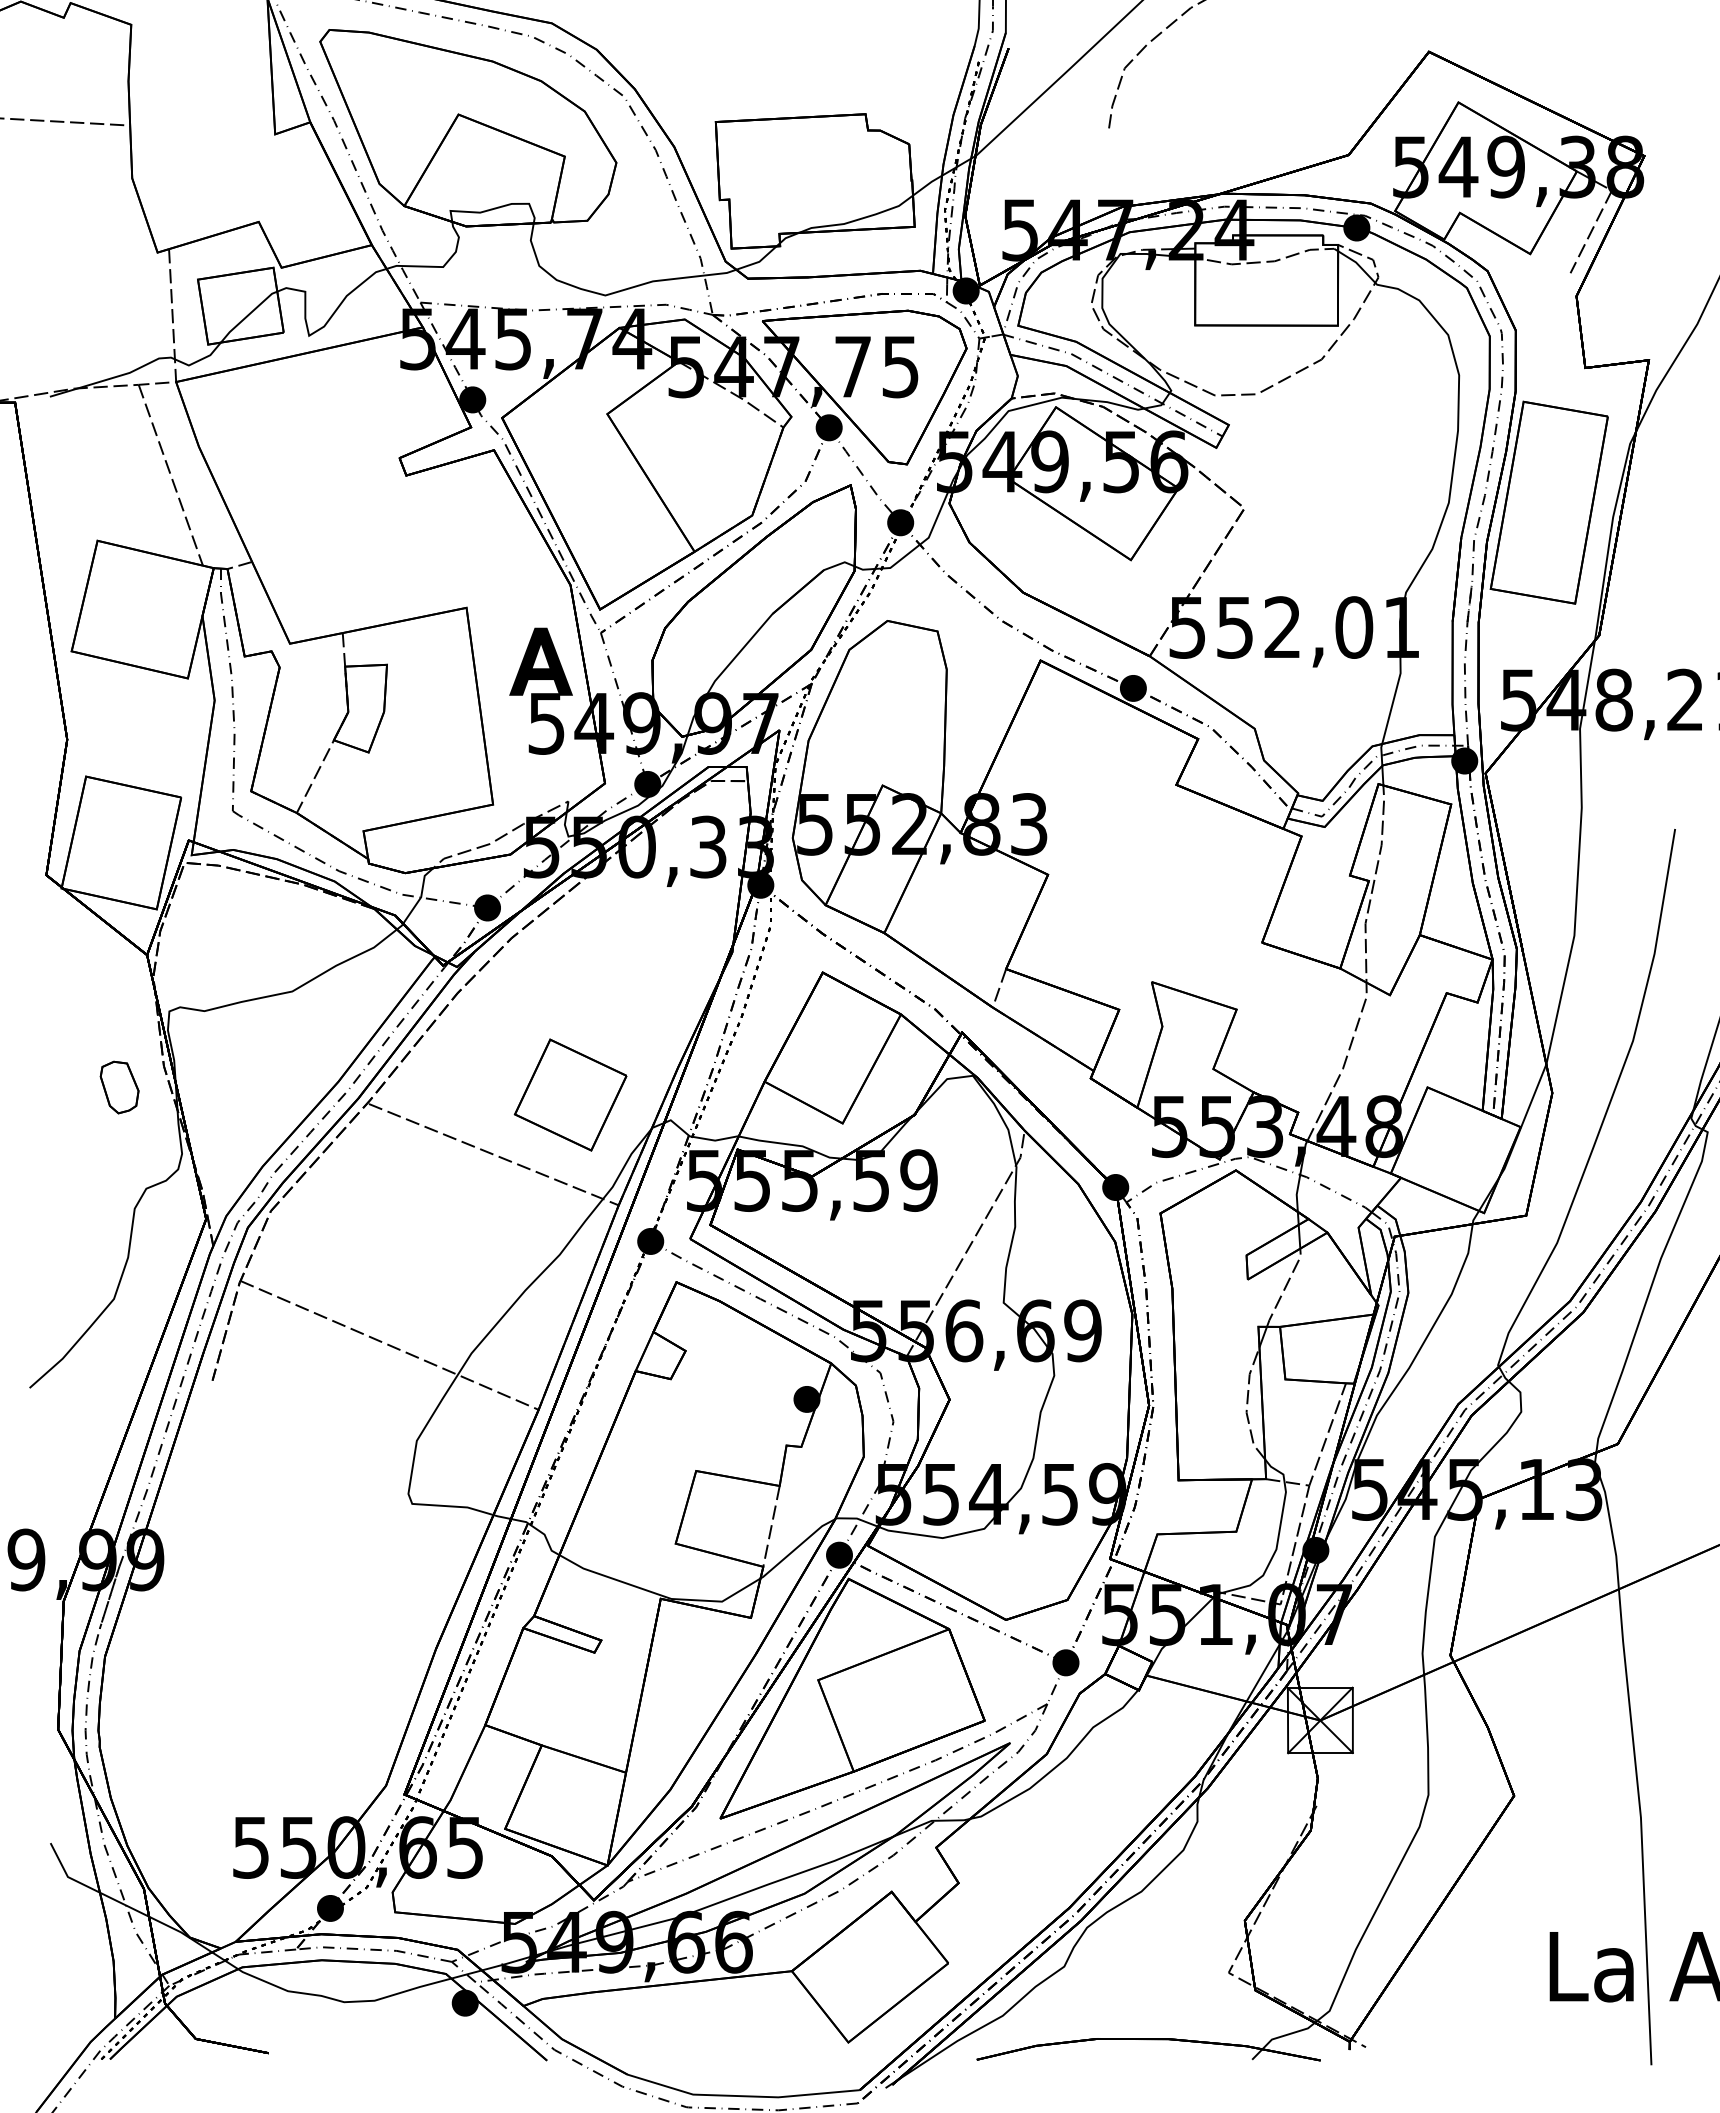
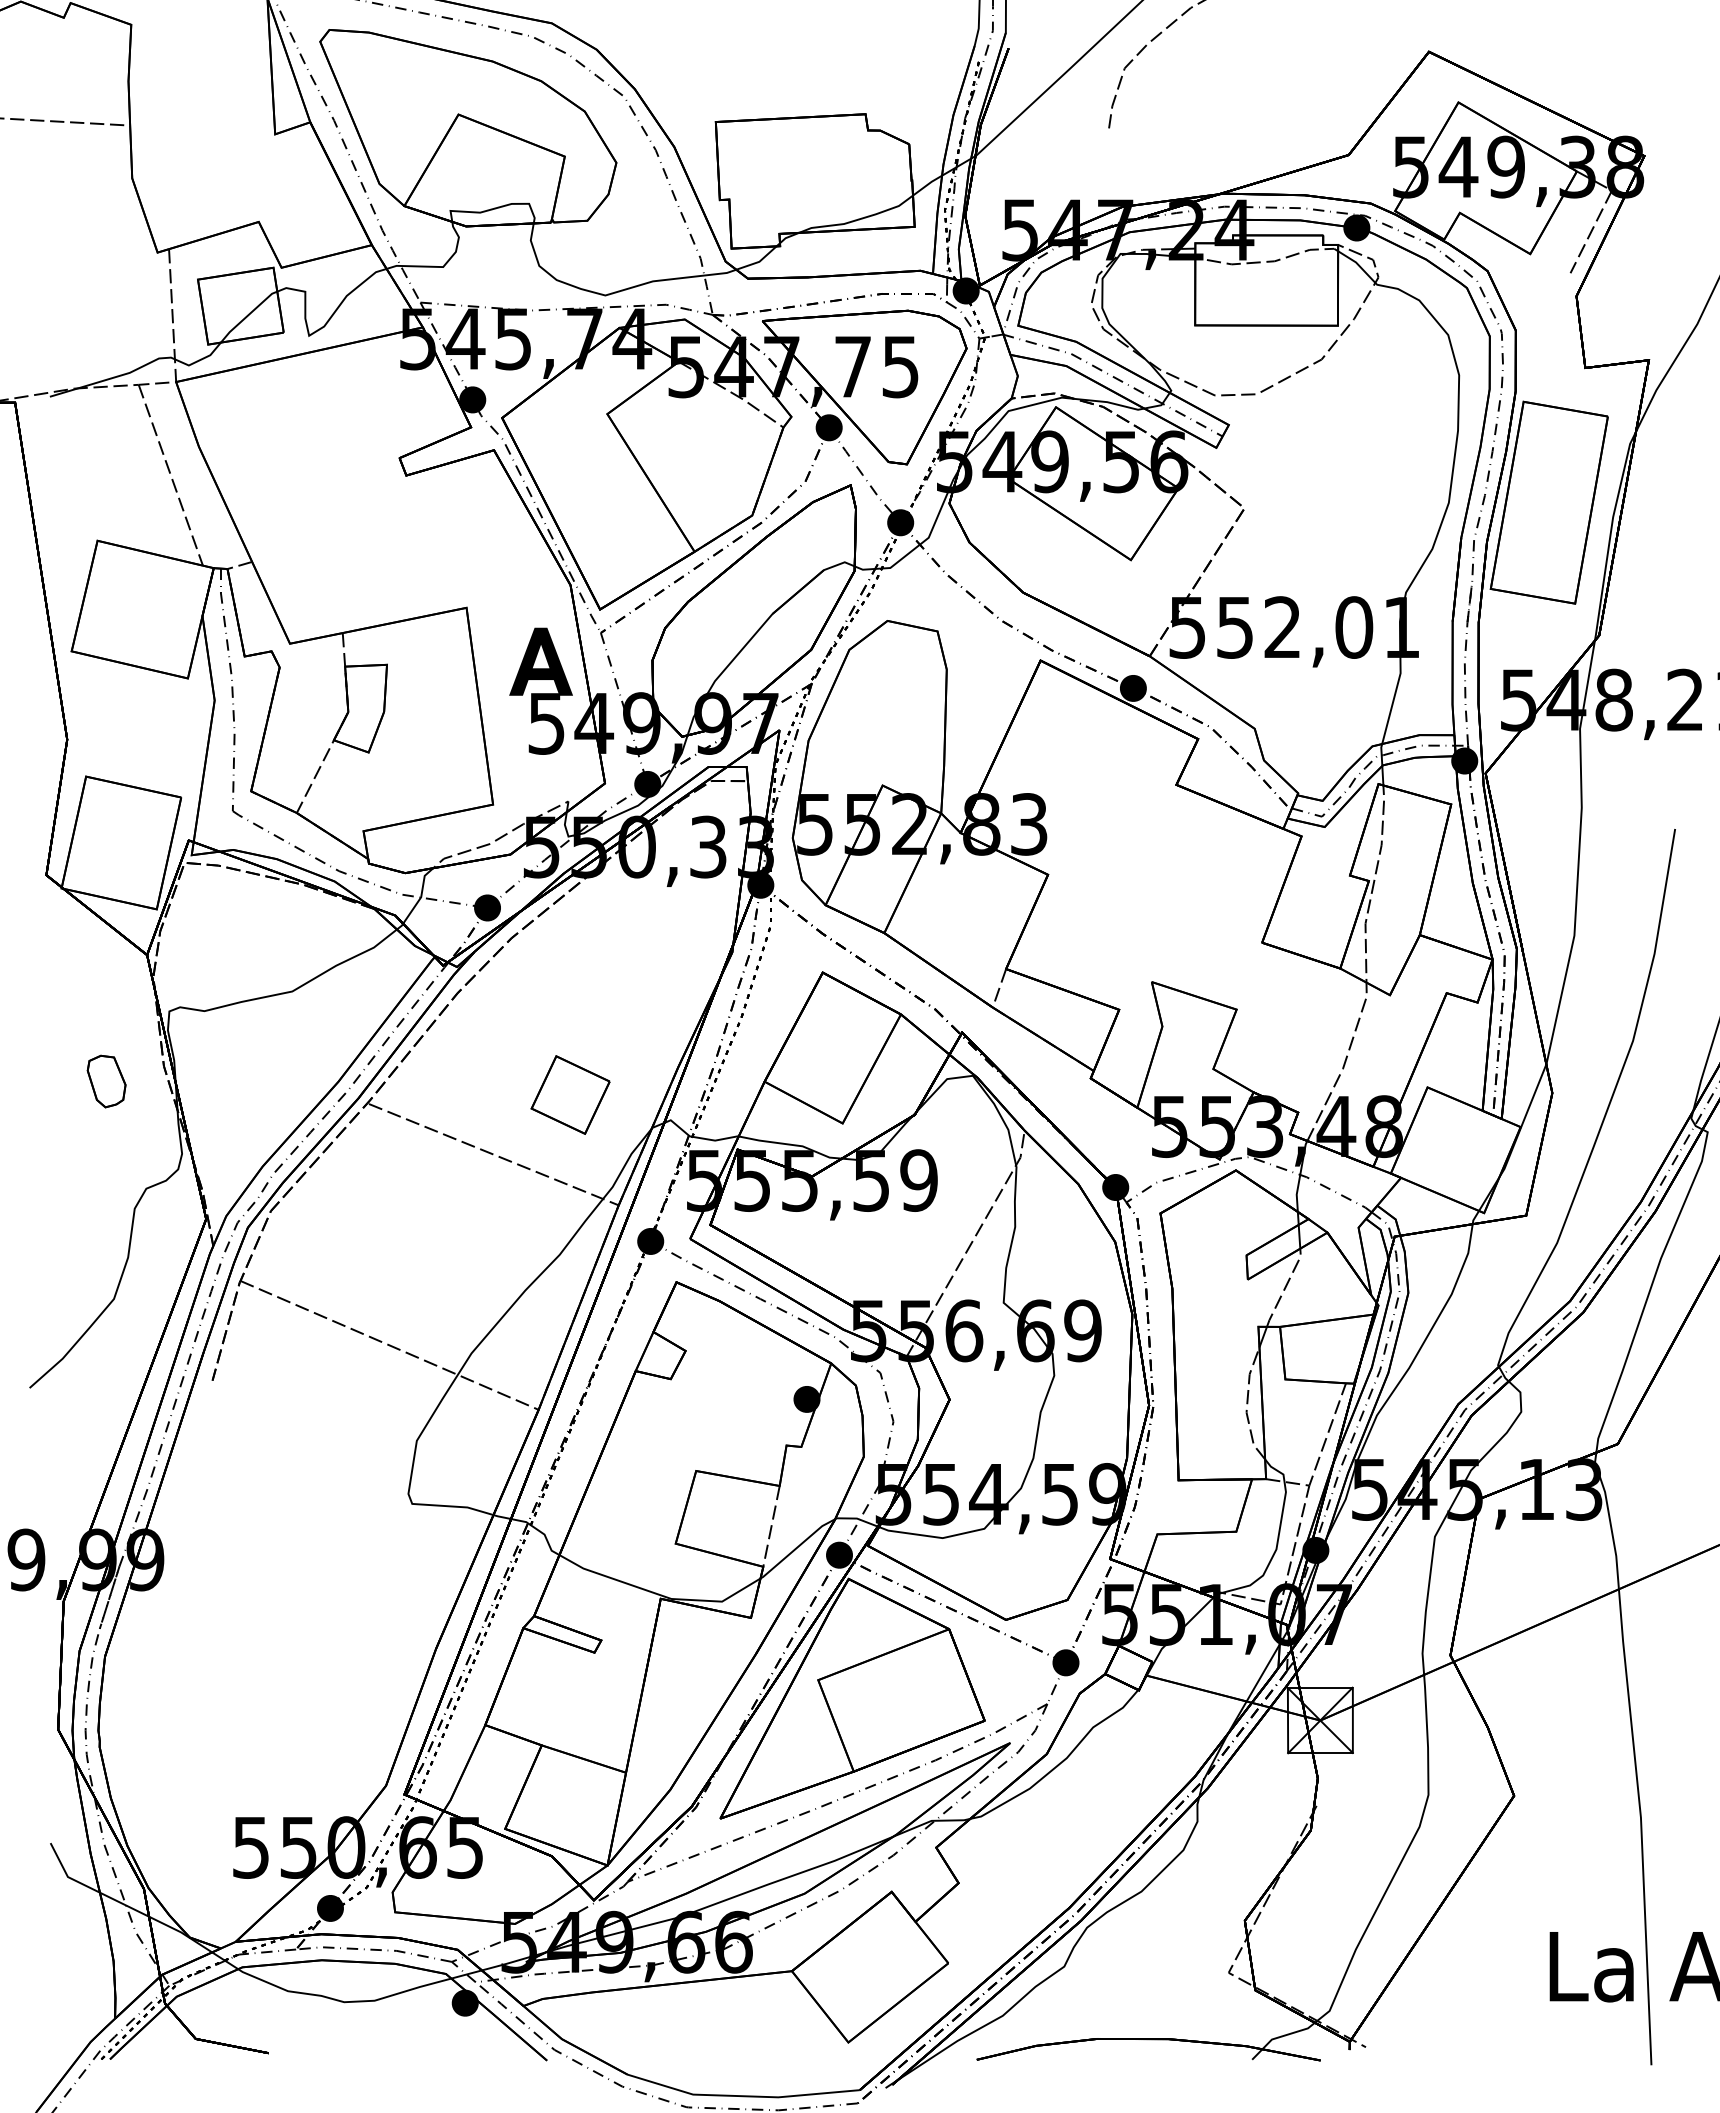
part position: (119, 1087) -> (106, 1081) (106, 1081)
part size: 115x114 px -> 81x80 px (570, 1094)
